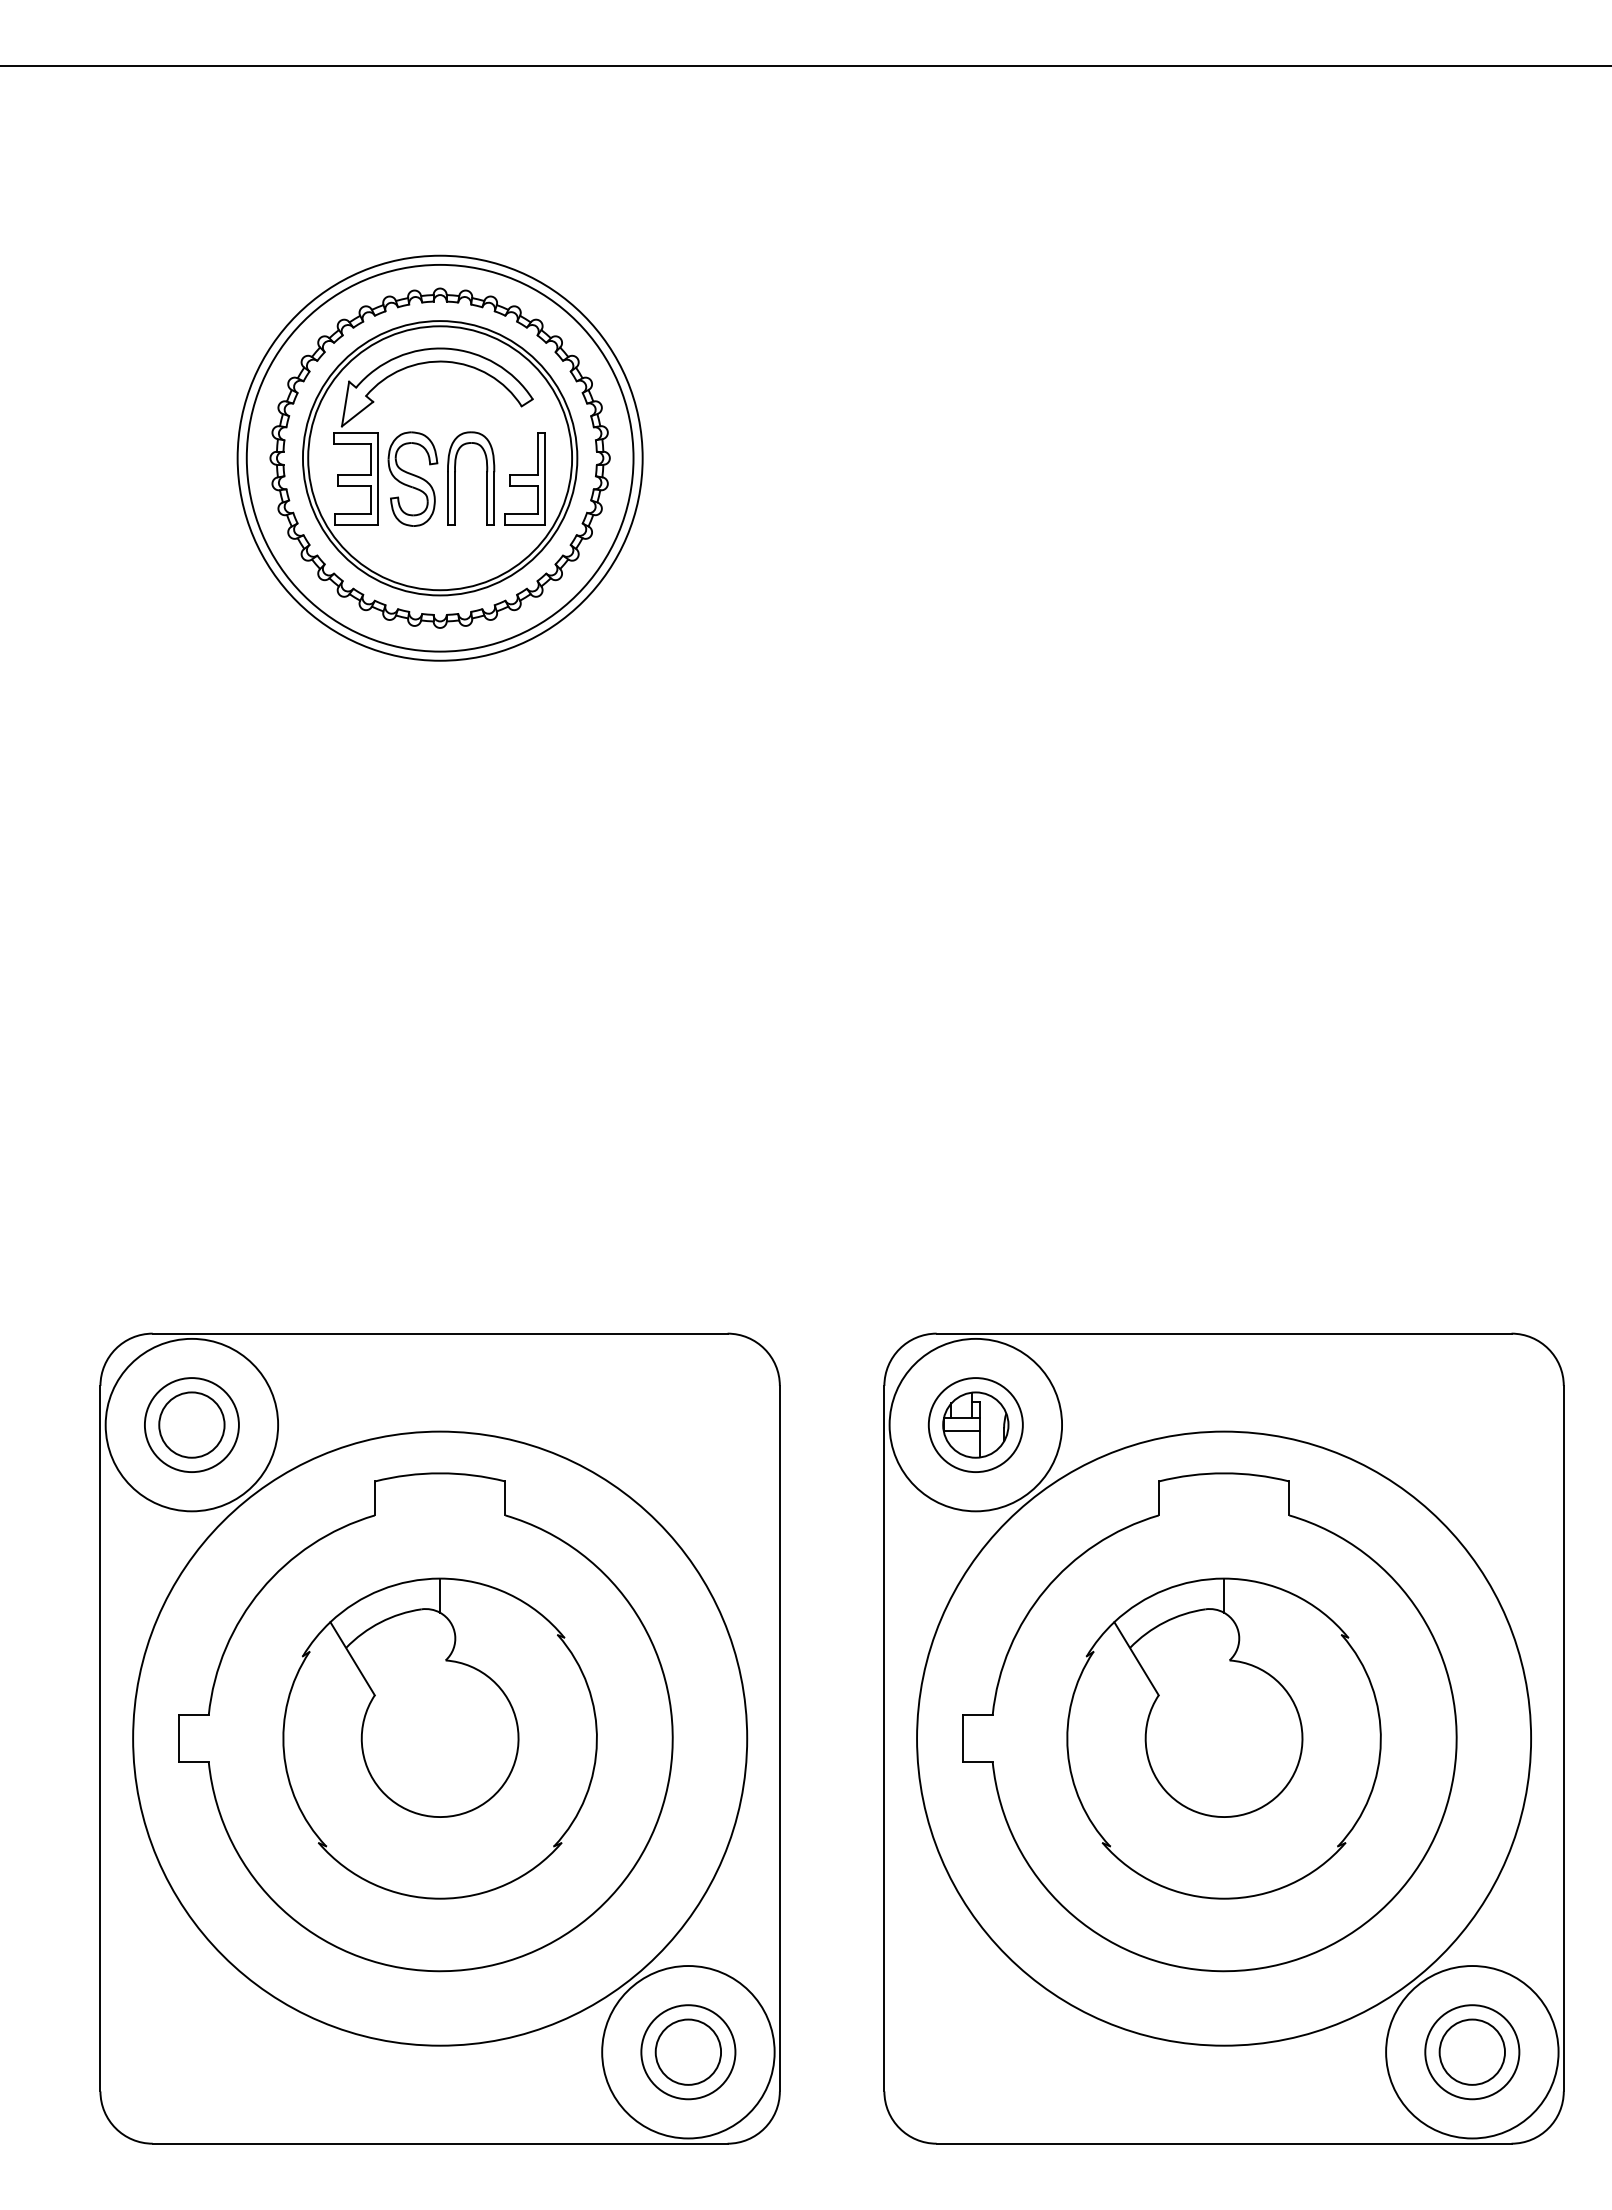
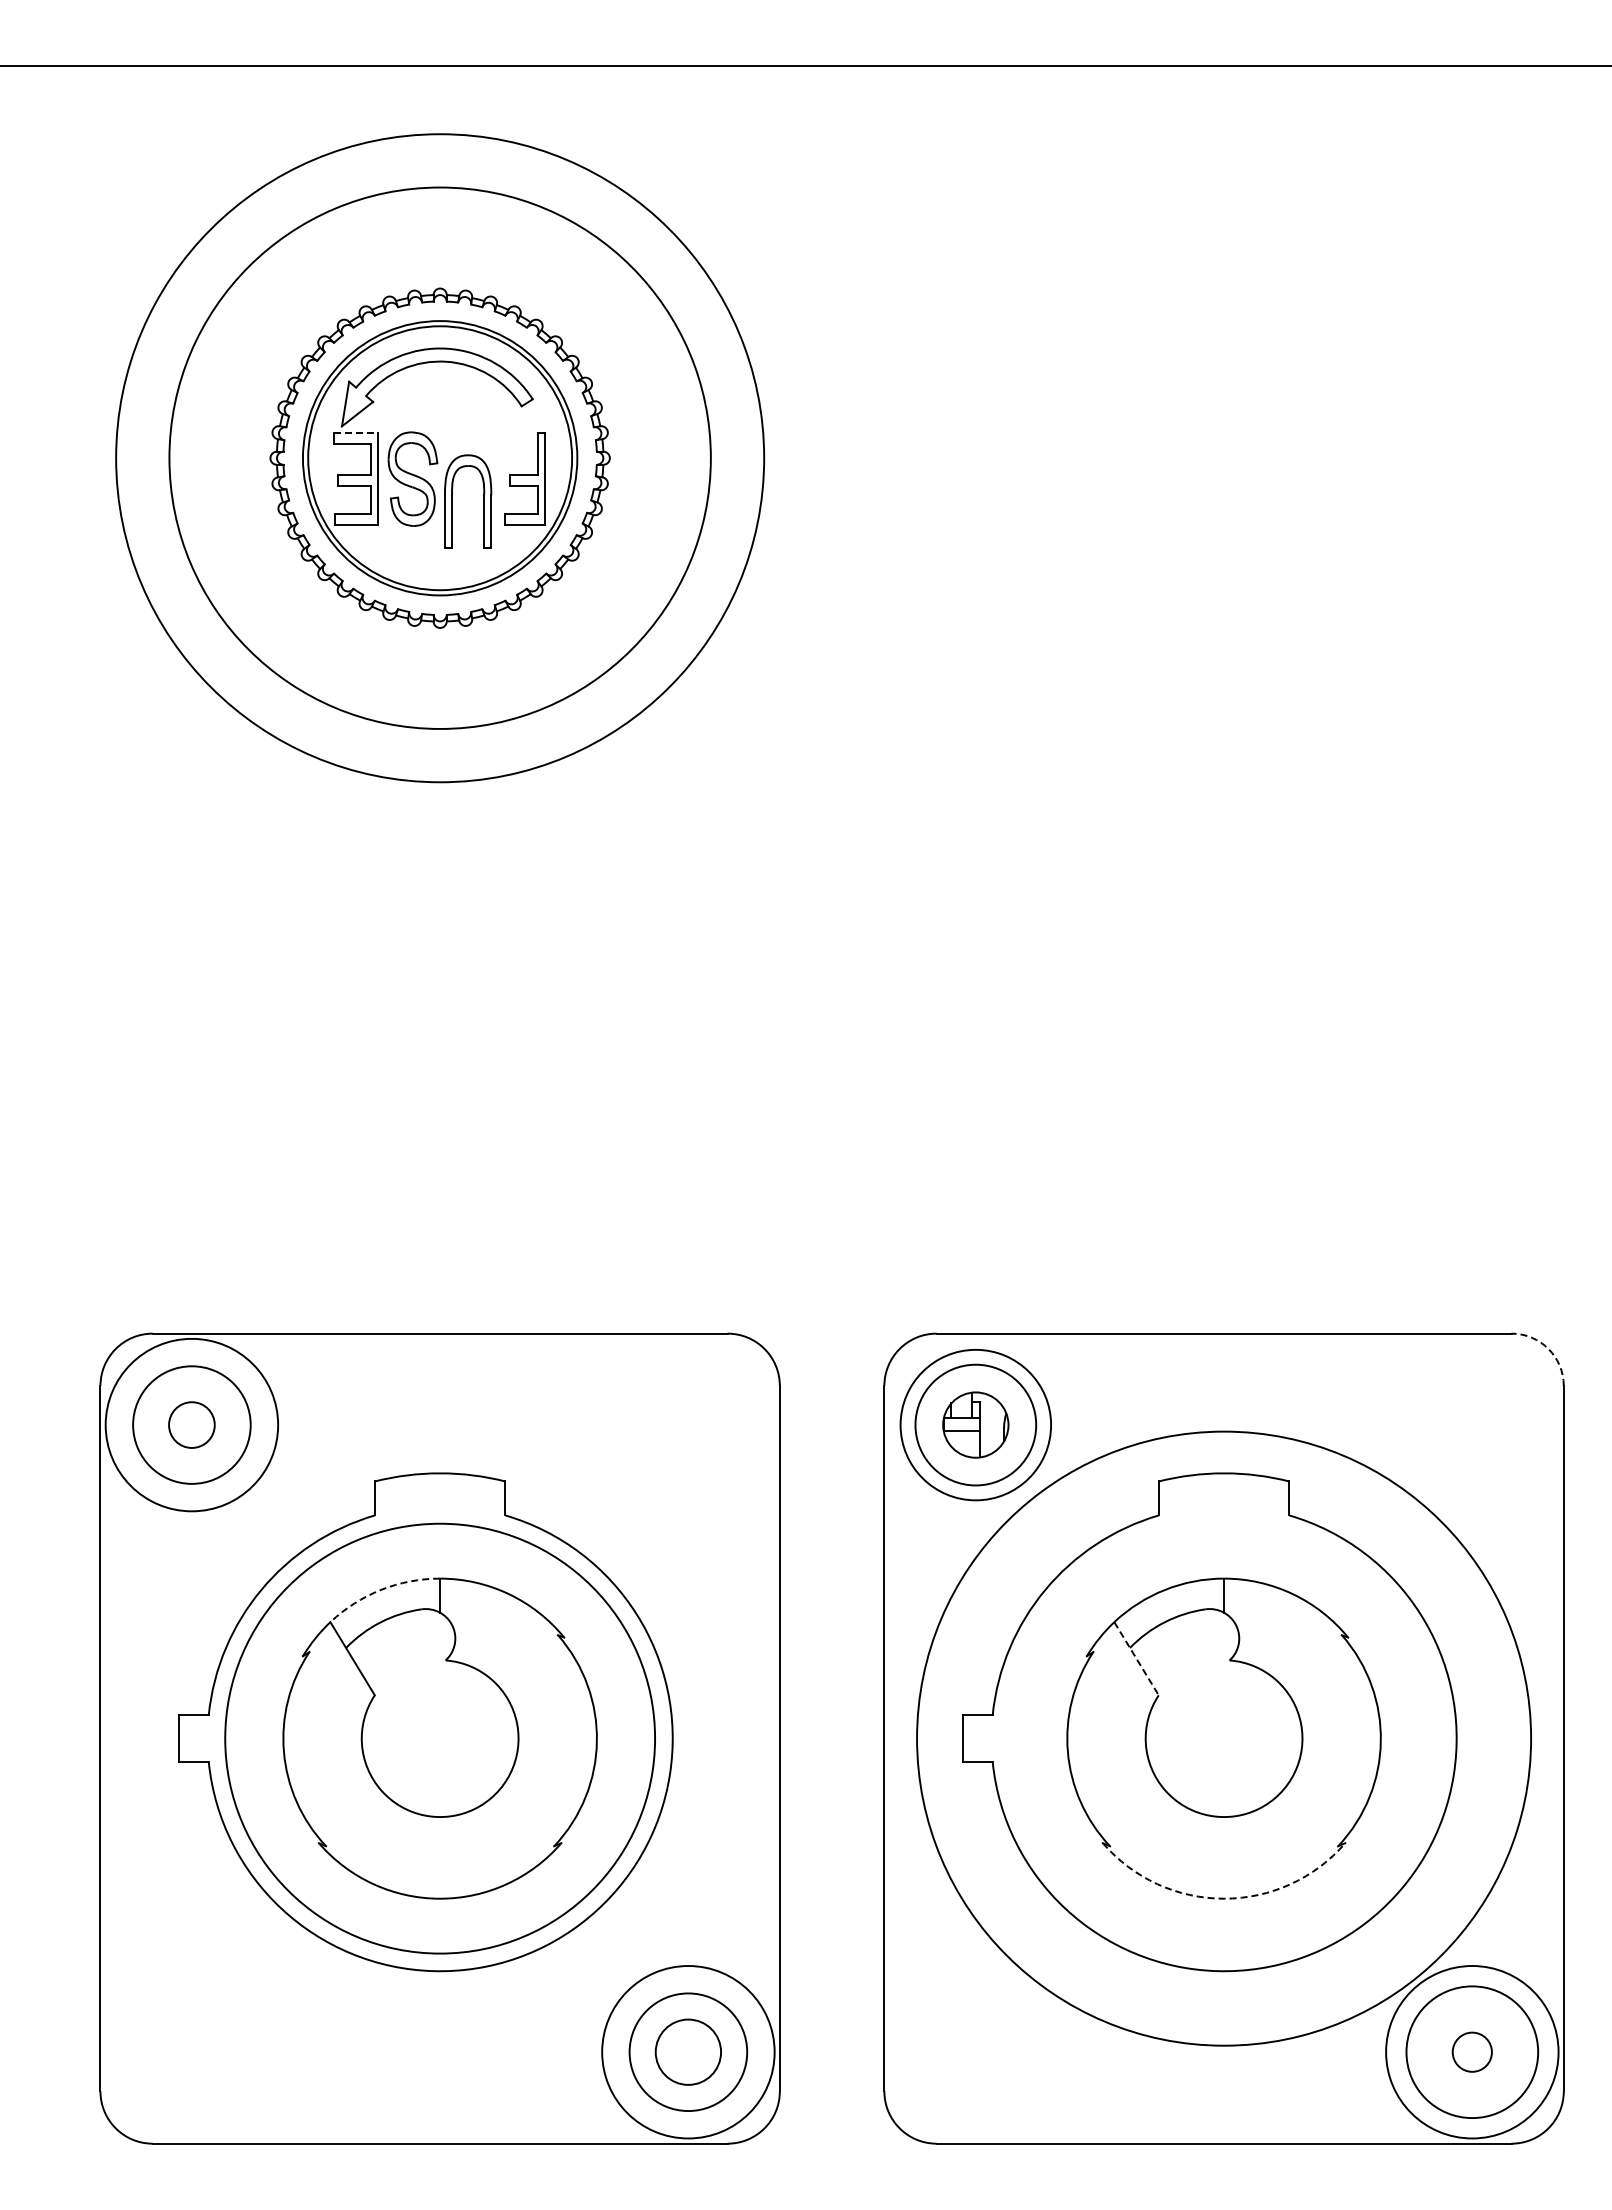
line: solid -> dashed (355, 433)
circle diameter: 387 px -> 541 px (439, 457)
circle diameter: 405 px -> 648 px (440, 458)
part position: (486, 478) -> (483, 501) (483, 501)
arc: solid -> dashed (1548, 1348)
circle diameter: 65 px -> 46 px (191, 1424)
circle diameter: 172 px -> 121 px (975, 1424)
circle diameter: 94 px -> 118 px (191, 1424)
circle diameter: 94 px -> 151 px (975, 1424)
arc: solid -> dashed (381, 1589)
line: solid -> dashed (1136, 1658)
circle diameter: 614 px -> 430 px (440, 1738)
arc: solid -> dashed (1224, 1898)
circle diameter: 65 px -> 39 px (1471, 2051)
circle diameter: 94 px -> 118 px (688, 2052)
circle diameter: 94 px -> 132 px (1472, 2052)
